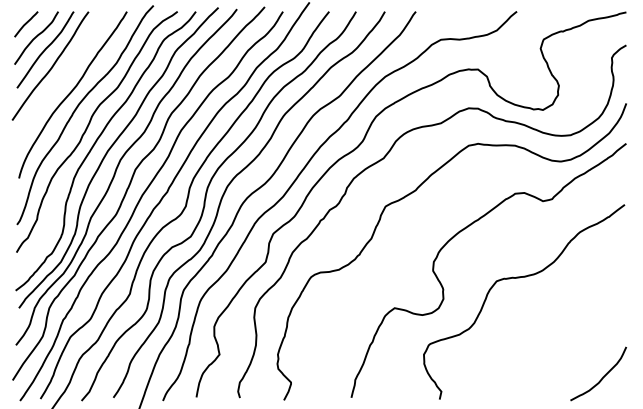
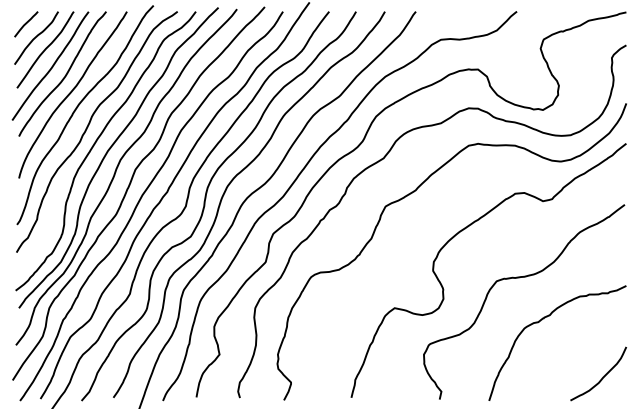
curve: none -> present (64, 75)
curve: none -> present (542, 320)
